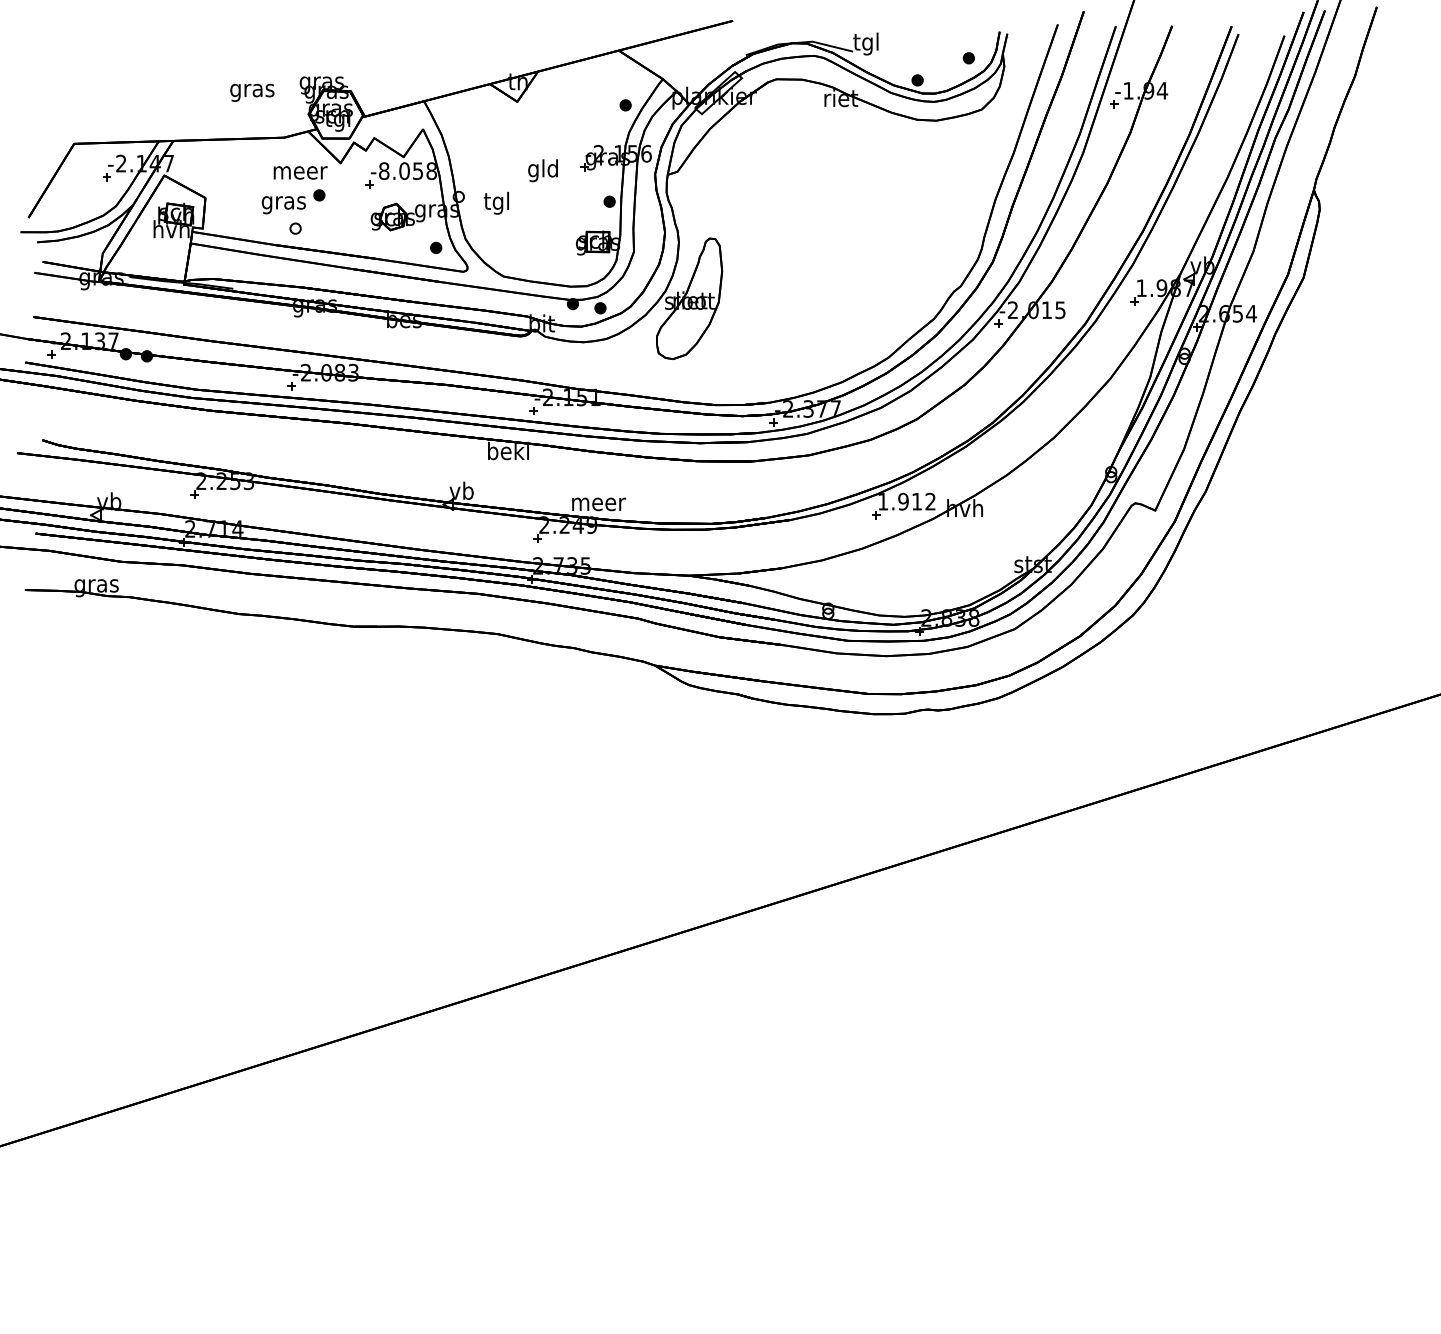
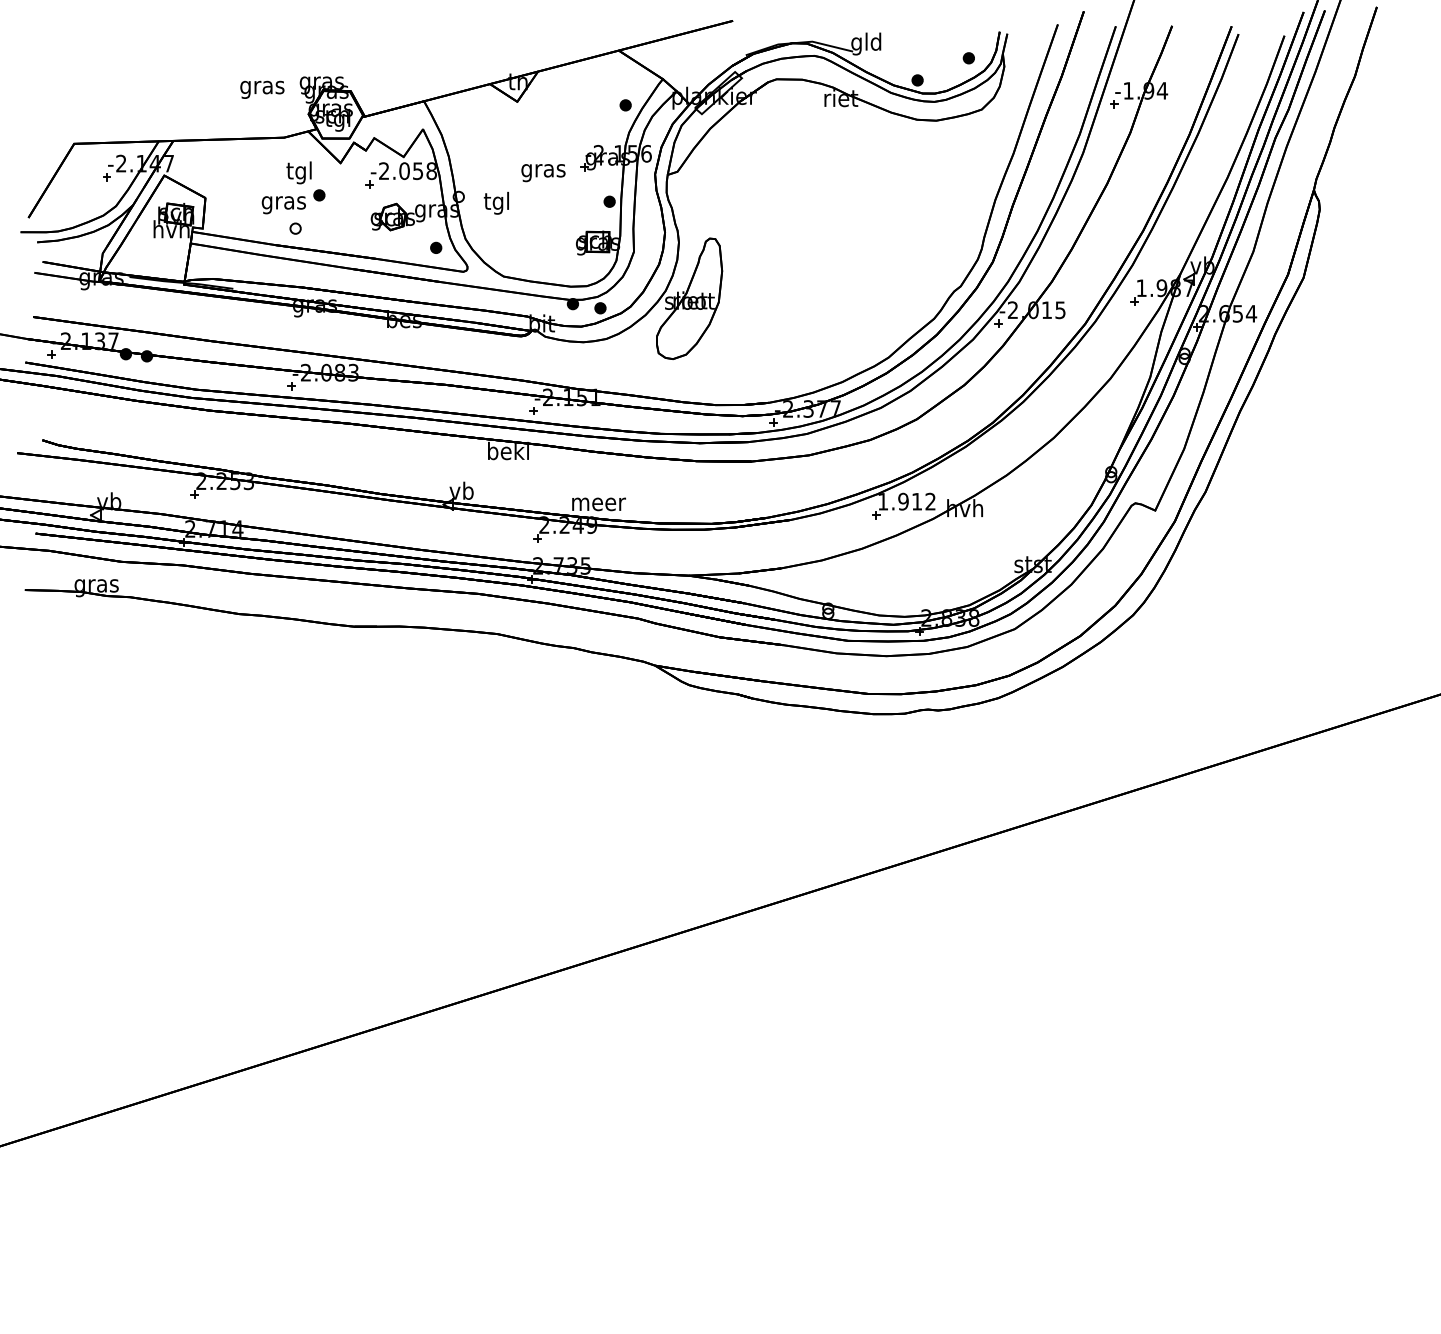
text: tgl -> gld (866, 43)
text position: (252, 92) -> (262, 89) (262, 89)
text: gld -> gras (543, 170)
text: -8.058 -> -2.058 (384, 171)
text: meer -> tgl (300, 172)
